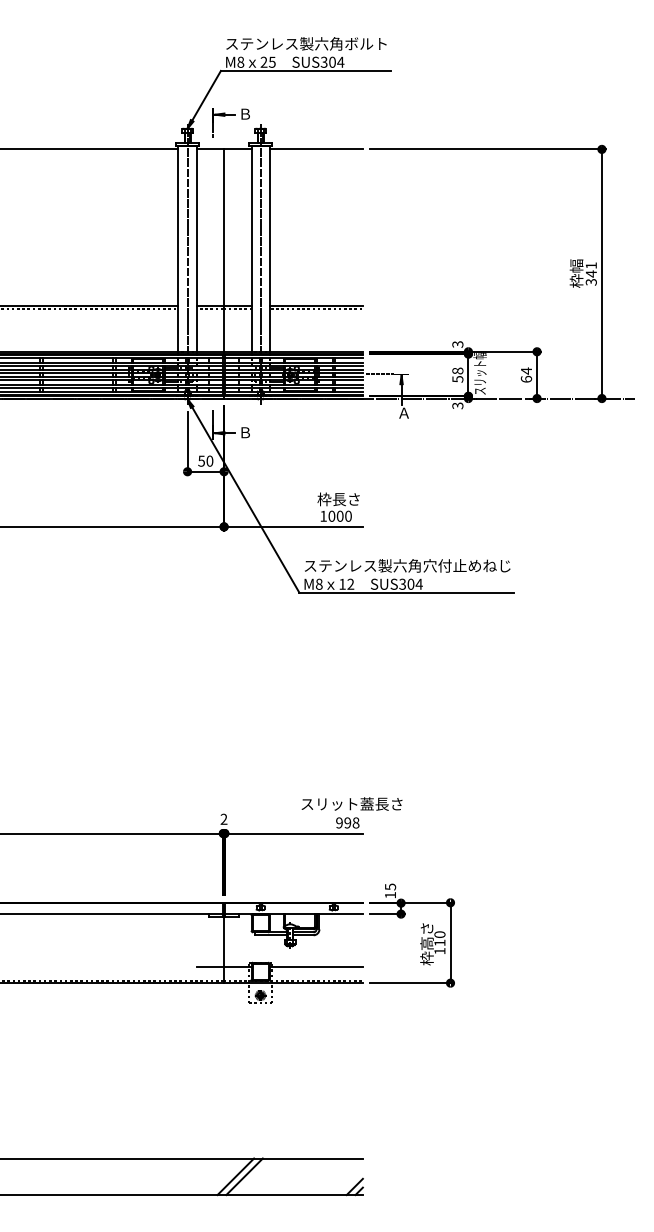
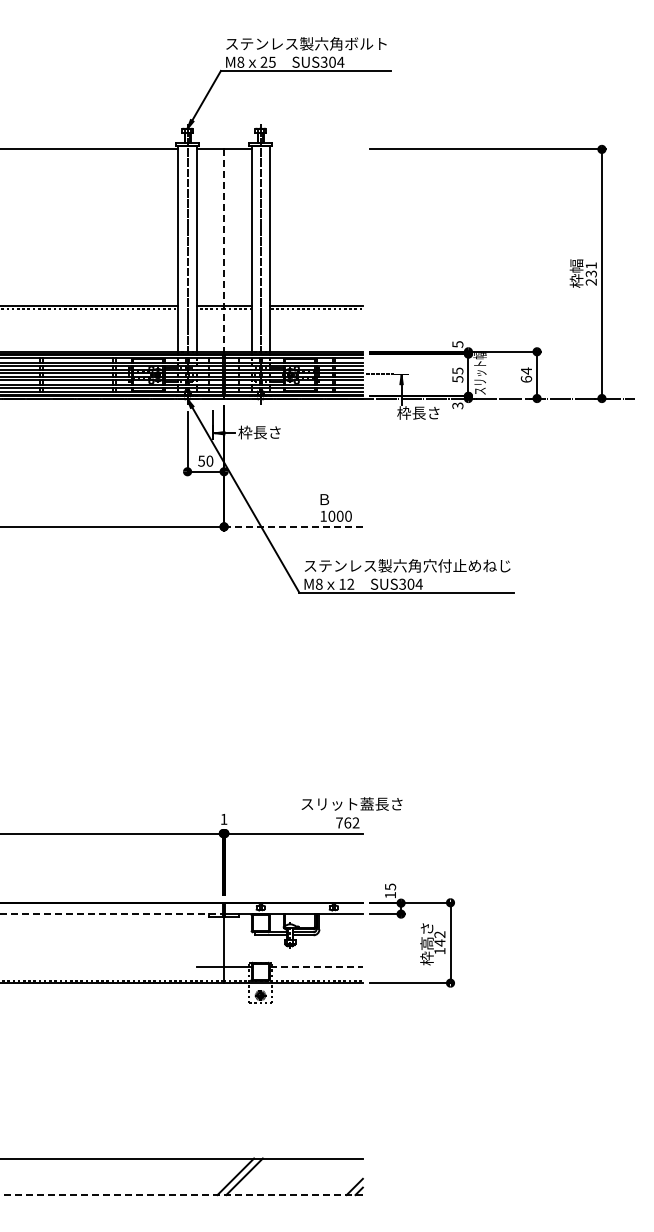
part: present -> none (230, 115)
line: present -> none (315, 149)
line: solid -> dashed (224, 252)
text: 341 -> 231 (590, 277)
text: 3 -> 5 (457, 344)
text: 58 -> 55 (457, 370)
text: Ａ -> 枠長さ (418, 412)
text: Ｂ -> 枠長さ (259, 432)
text: 枠長さ -> Ｂ (338, 499)
line: solid -> dashed (294, 526)
text: 2 -> 1 (223, 818)
text: 998 -> 762 (347, 822)
line: solid -> dashed (112, 914)
text: 110 -> 142 (439, 938)
line: solid -> dashed (316, 967)
line: solid -> dashed (182, 1195)
